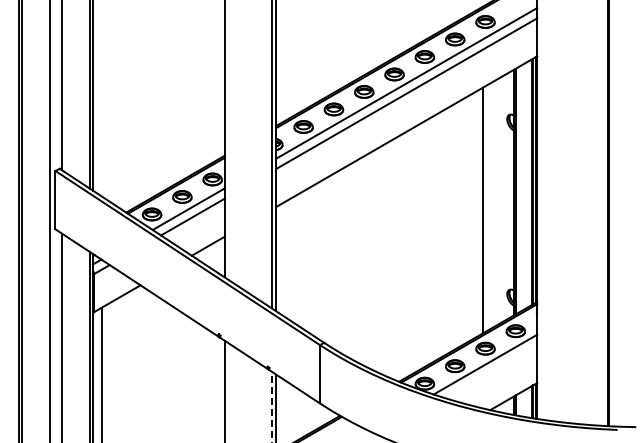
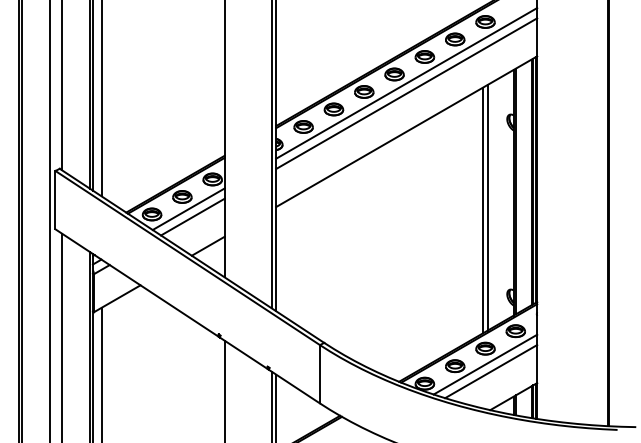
line: none -> present (101, 99)
line: none -> present (487, 207)
line: none -> present (491, 371)
line: dashed -> solid (271, 406)
